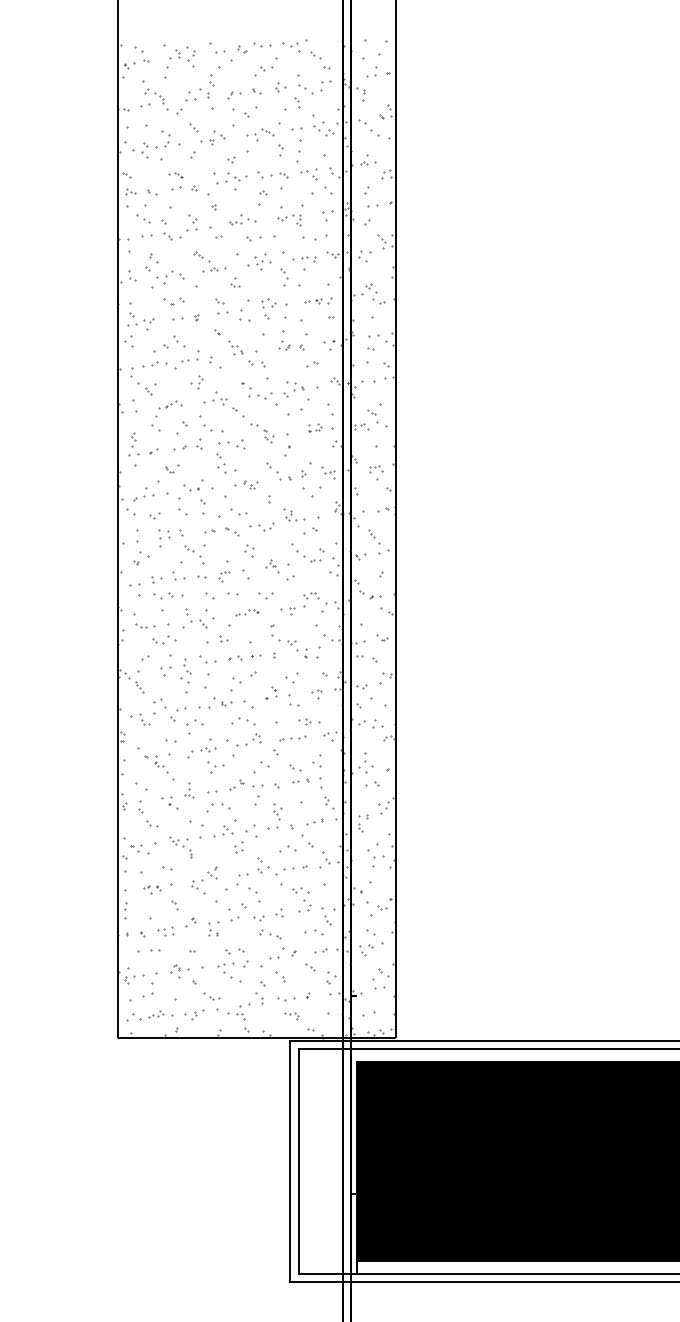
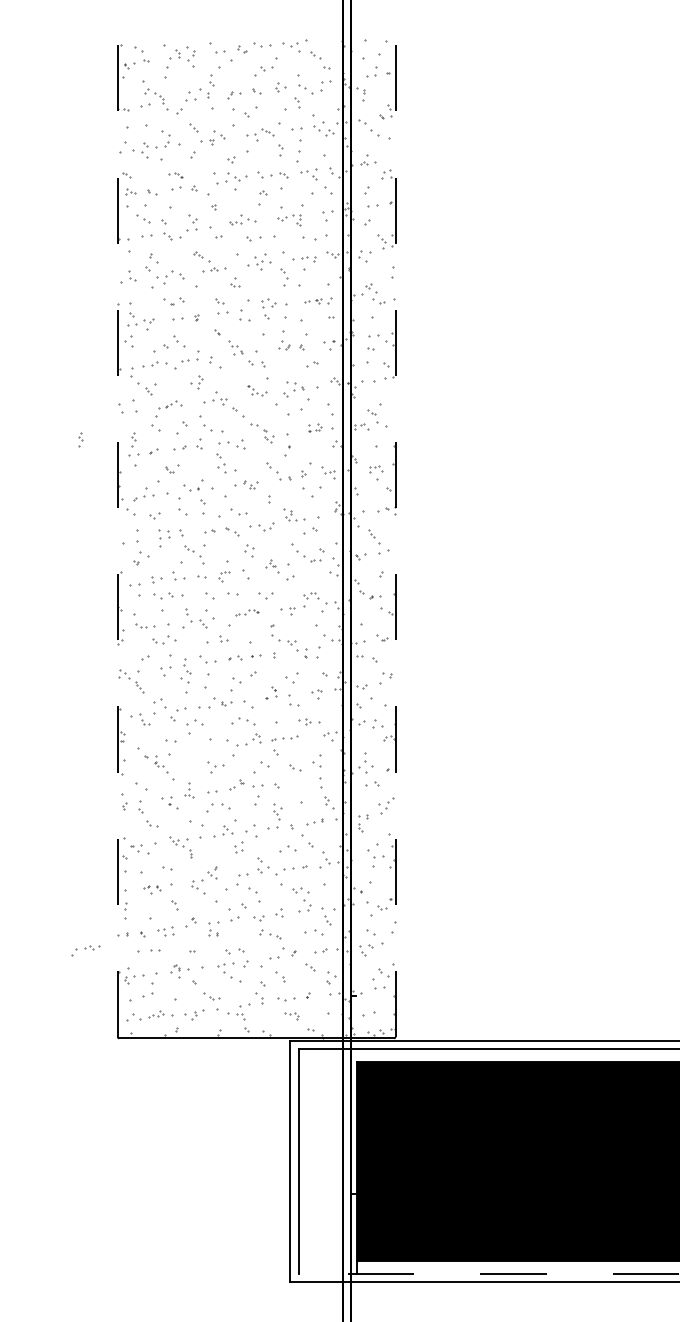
part size: 32x18 px -> 21x12 px (257, 390)
part: none -> present (80, 439)
line: solid -> dashed (117, 518)
line: solid -> dashed (395, 518)
part position: (292, 738) -> (284, 738) (284, 738)
part position: (201, 752) -> (85, 950) (85, 950)
part: present -> none (300, 780)
line: solid -> dashed (488, 1274)
